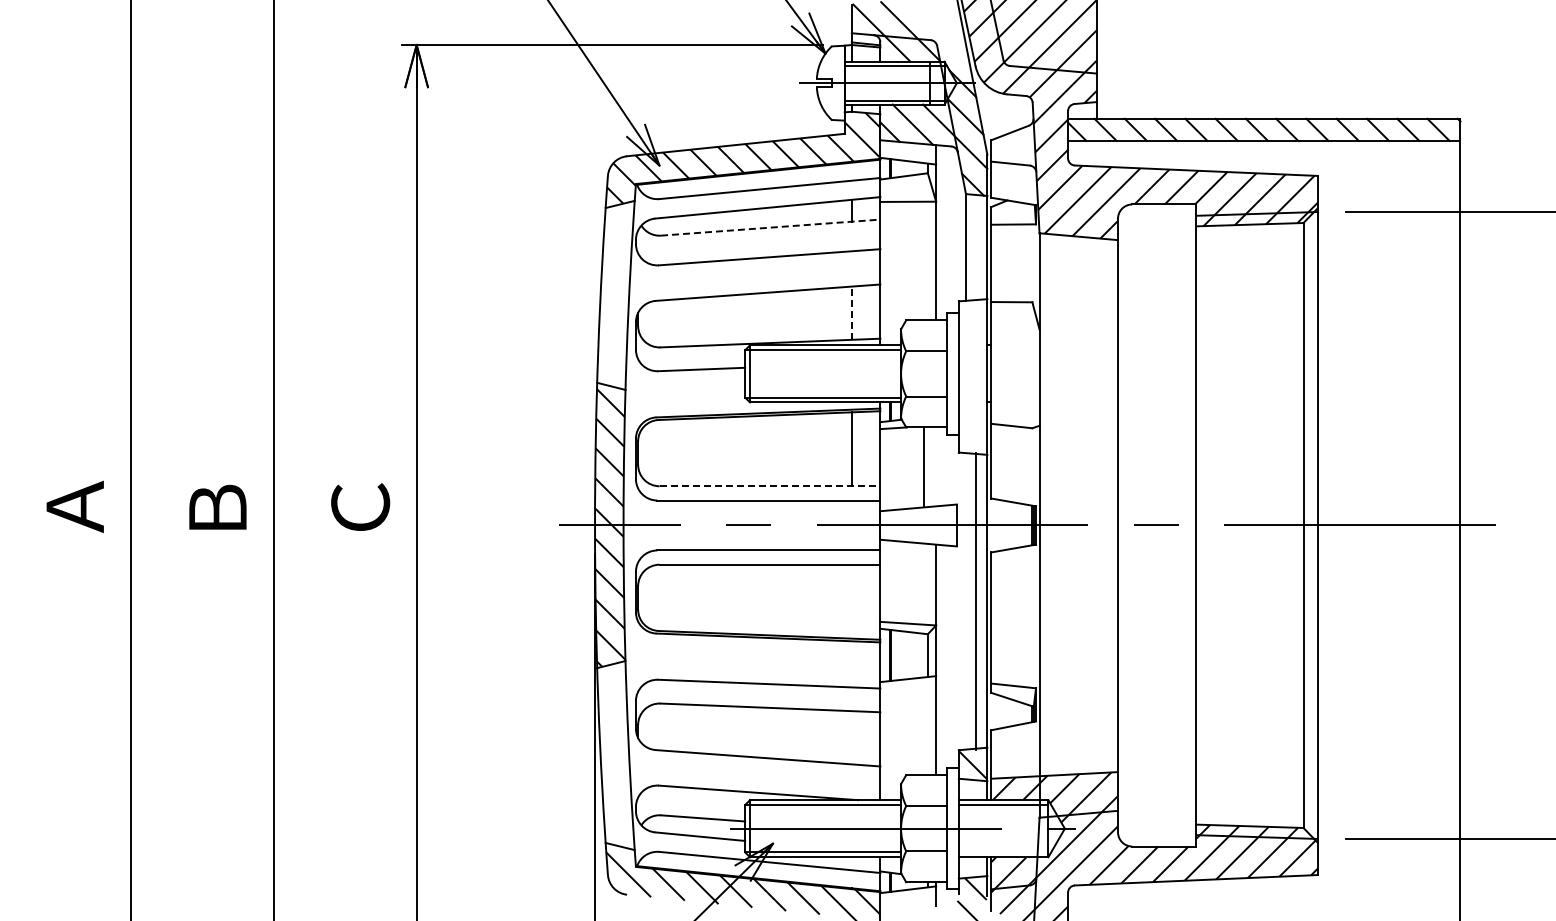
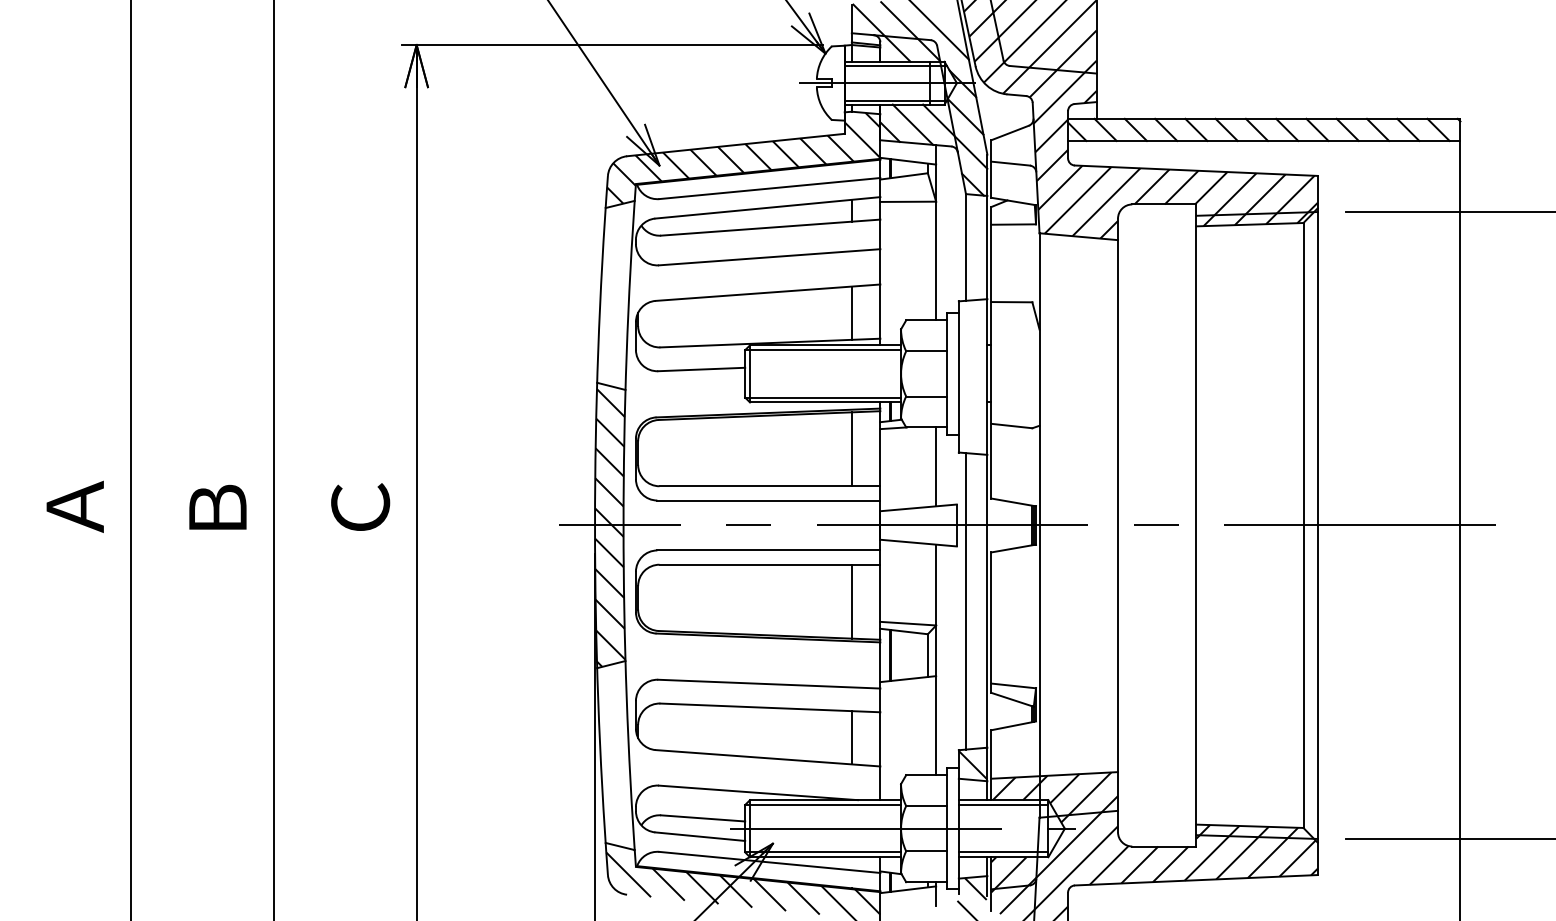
line: none -> present (939, 30)
line: dashed -> solid (770, 227)
line: dashed -> solid (851, 313)
line position: (924, 466) -> (936, 466) (936, 466)
line: dashed -> solid (770, 486)
line: none -> present (851, 601)
line position: (975, 601) -> (965, 601) (965, 601)
line: none -> present (851, 737)
line: none -> present (1003, 852)
